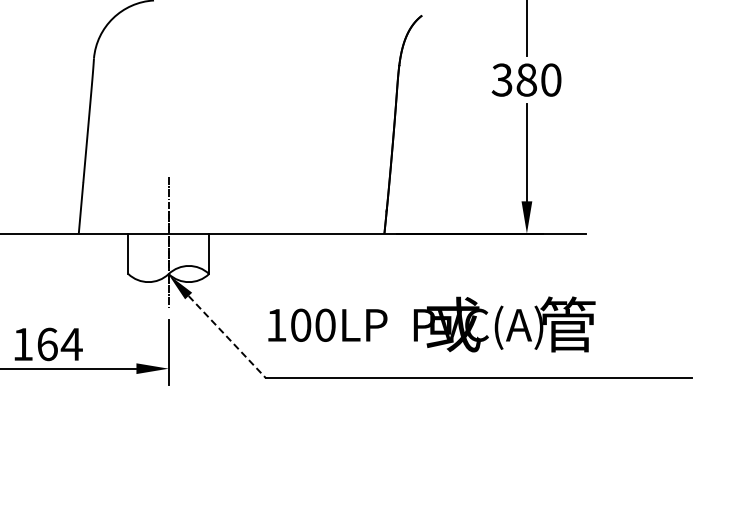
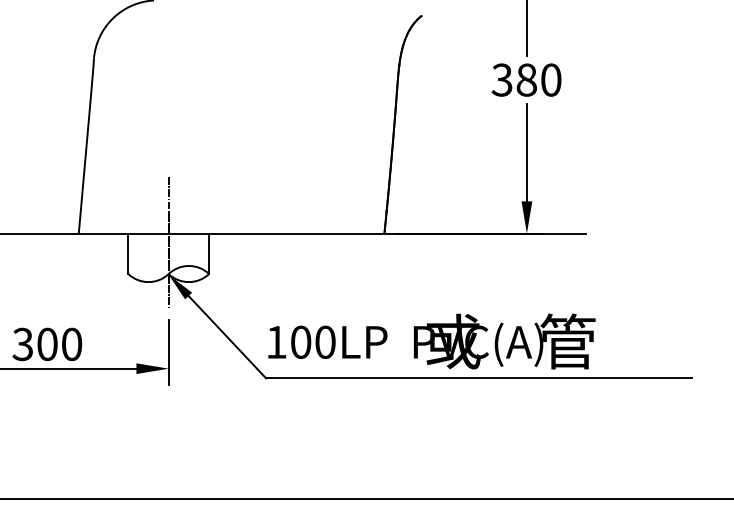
text position: (431, 324) -> (431, 341) (431, 341)
line: dashed -> solid (227, 337)
text: 164 -> 300 (47, 344)
line: none -> present (366, 499)
